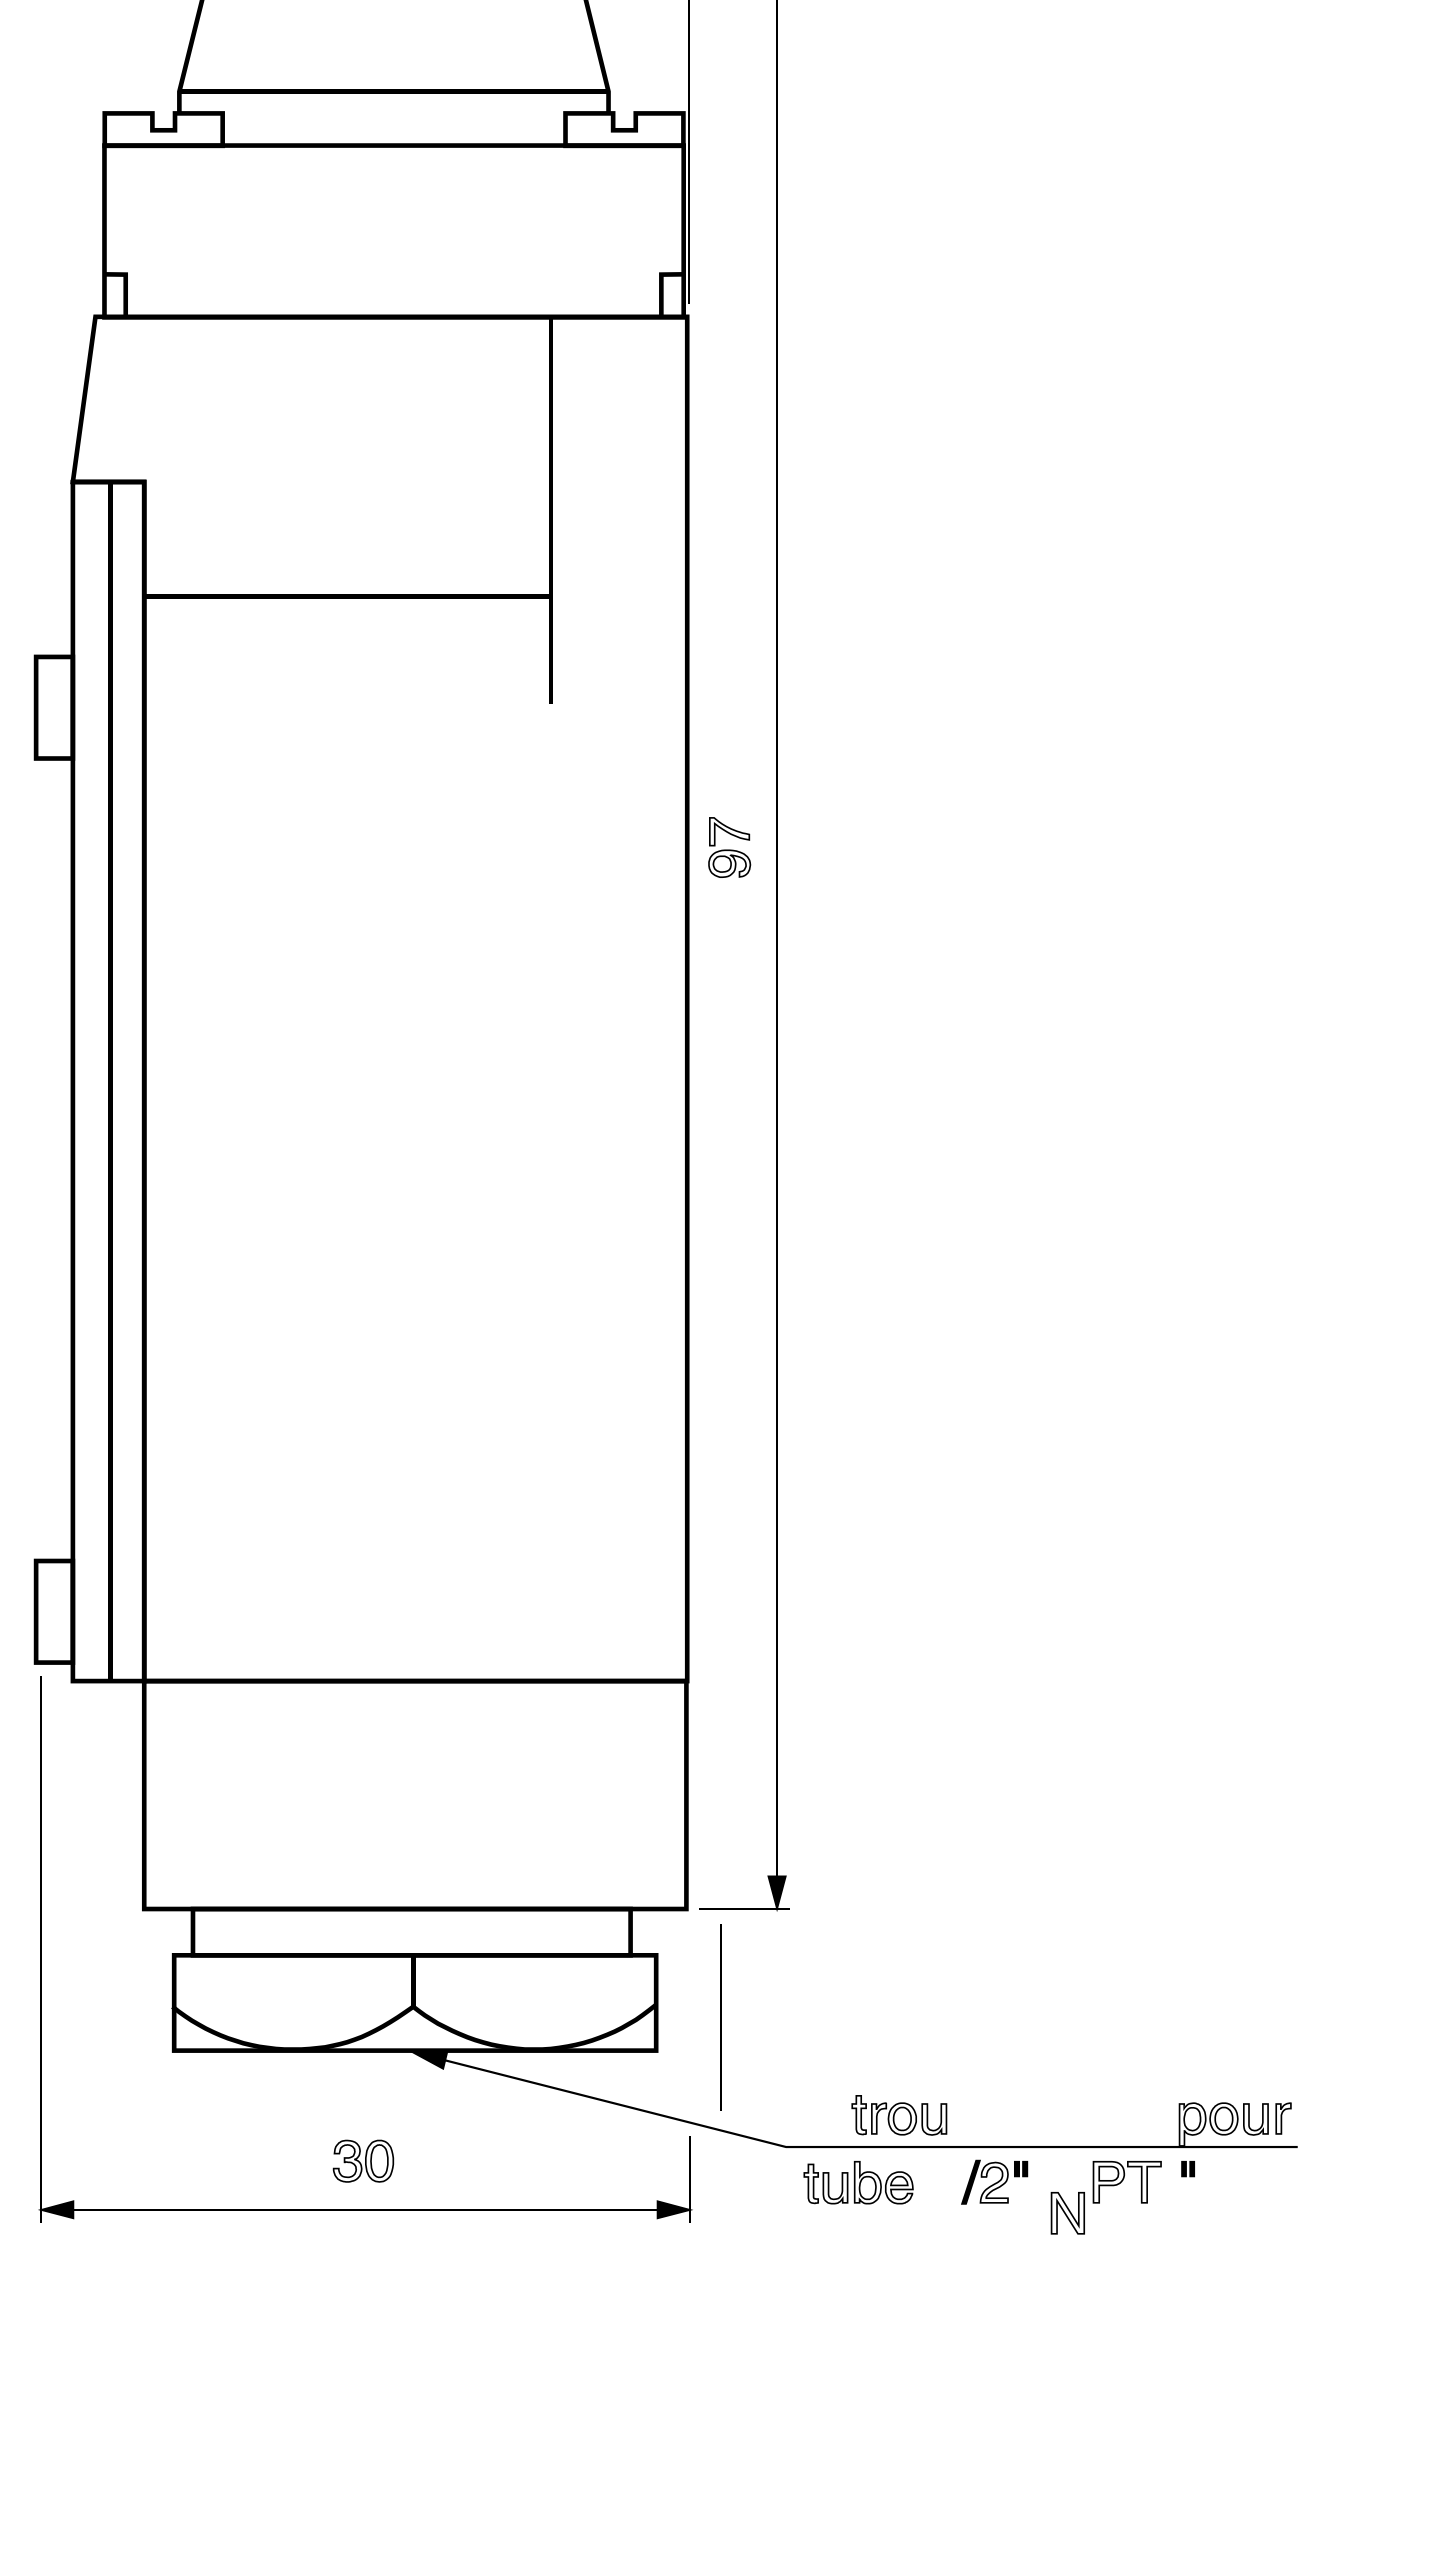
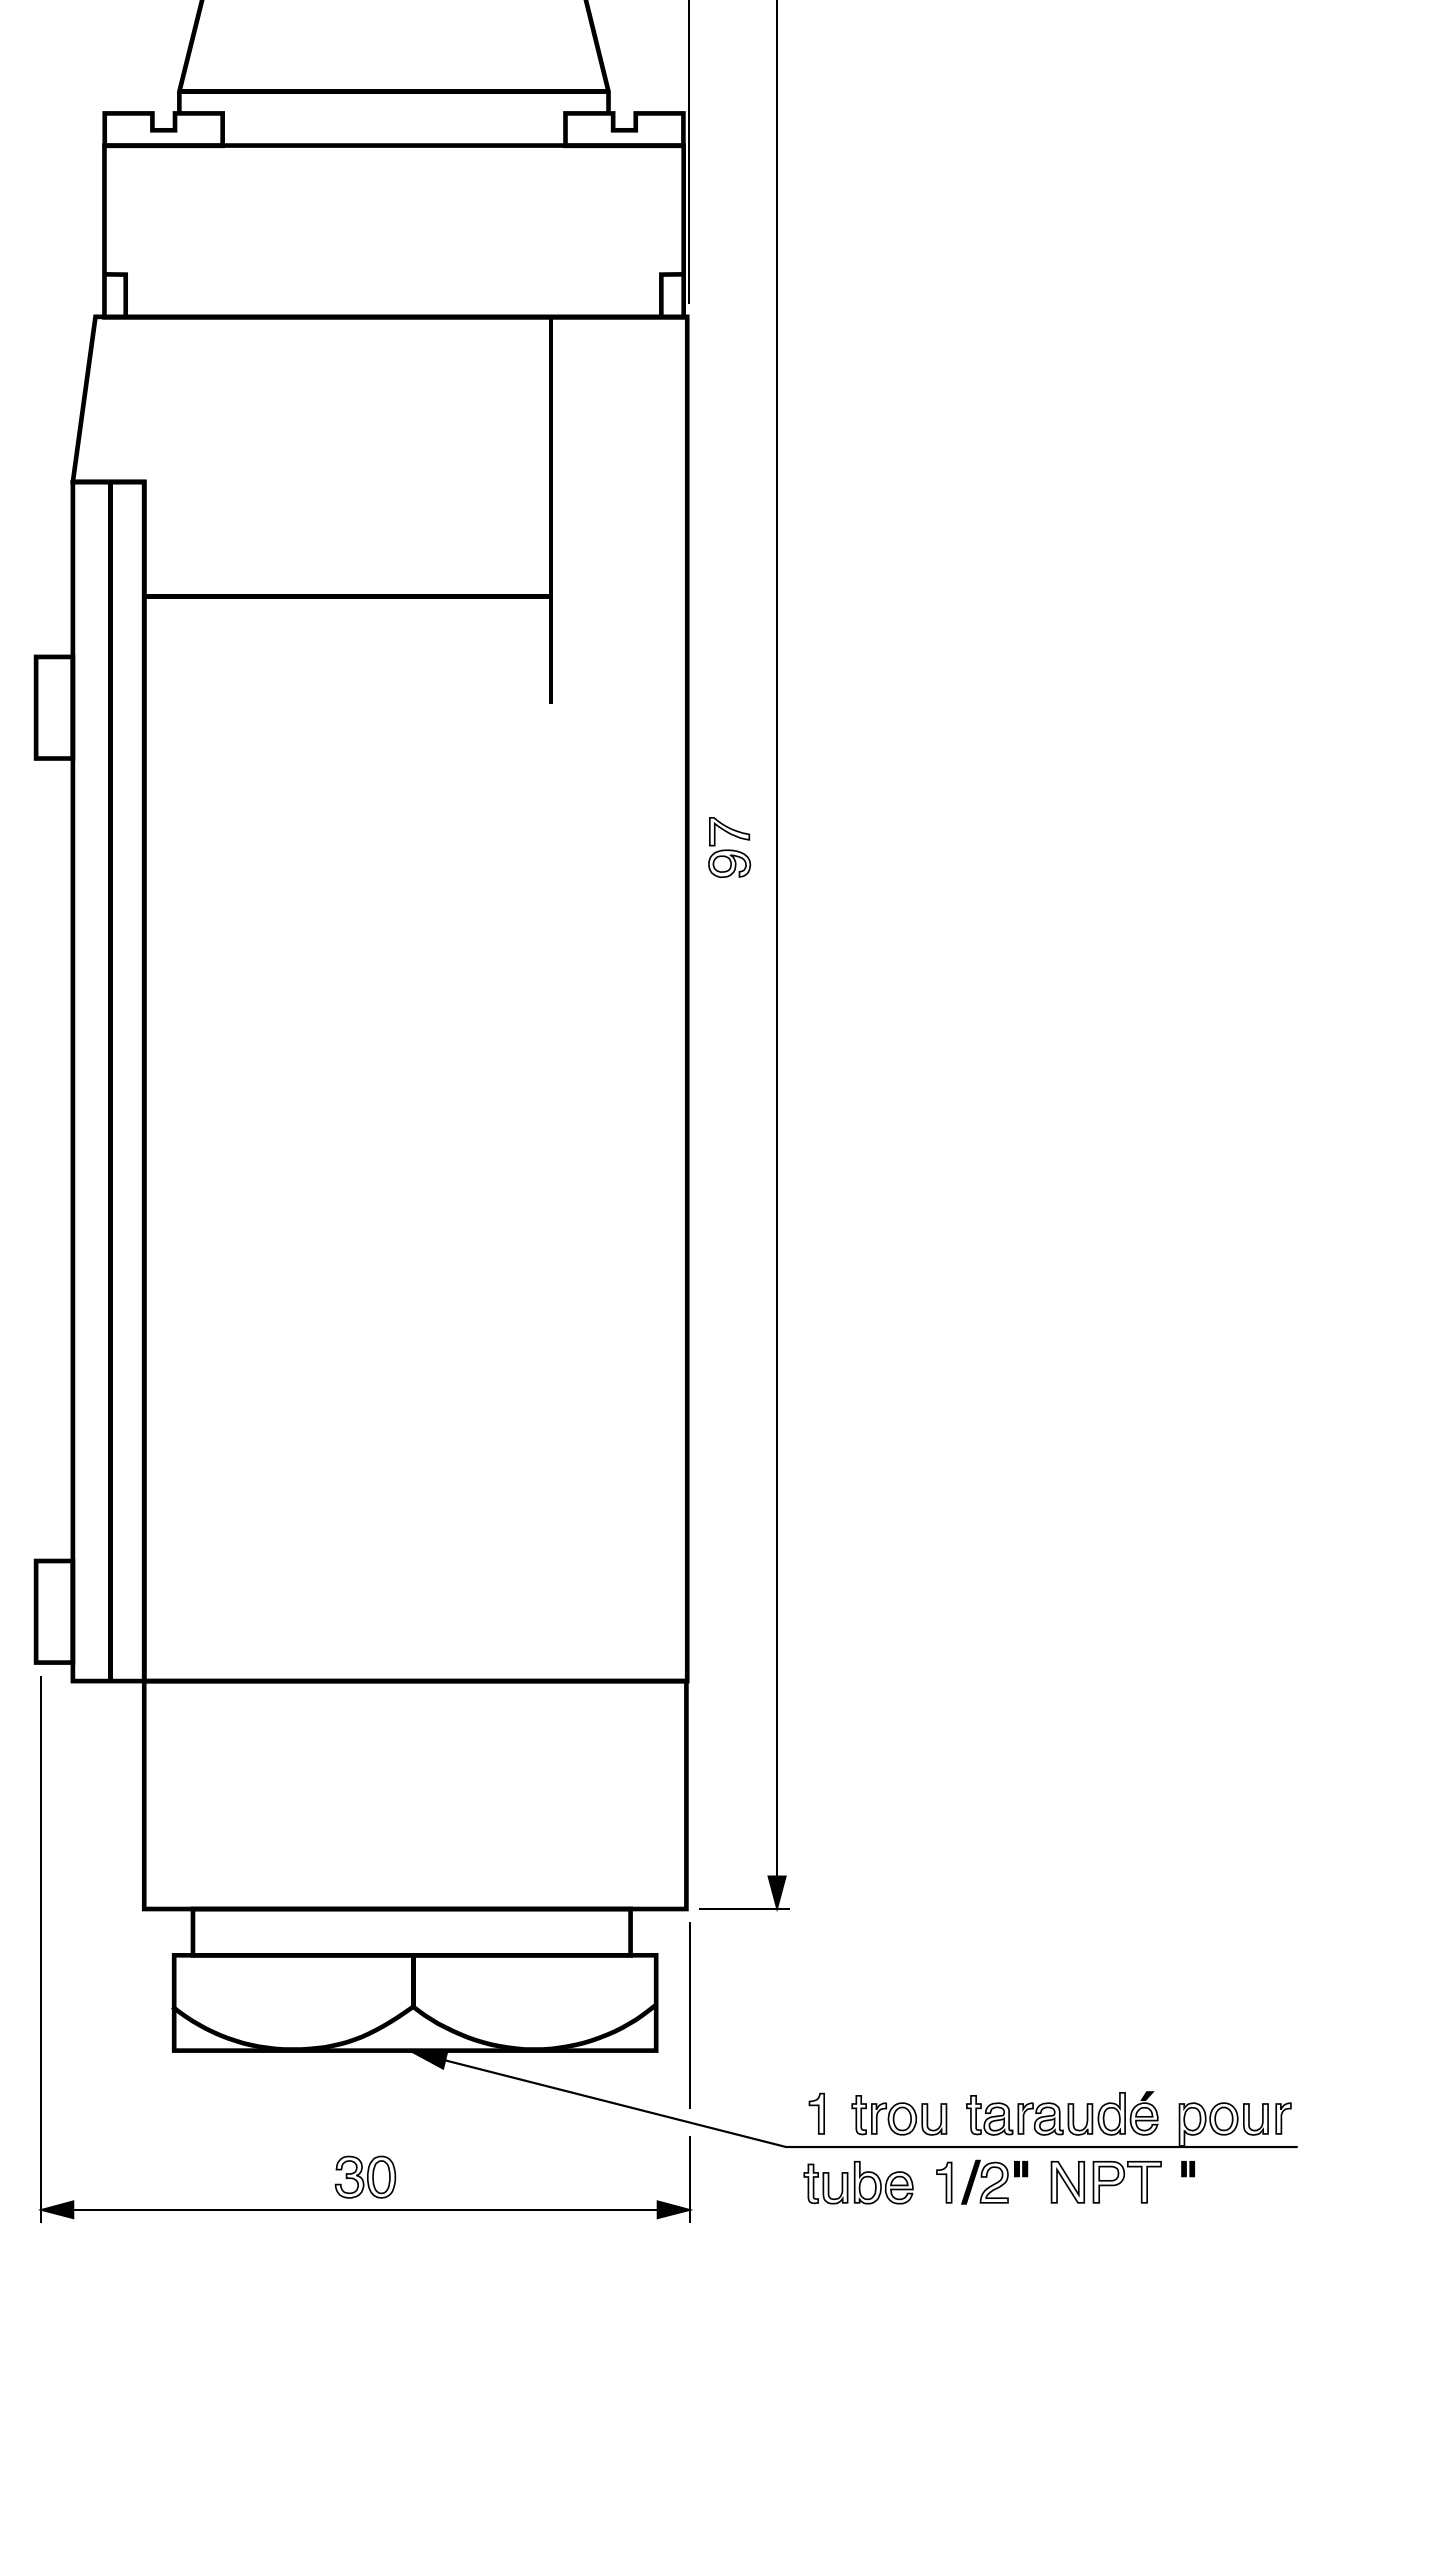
line position: (720, 2017) -> (689, 2015) (689, 2015)
part: none -> present (816, 2113)
part: none -> present (1062, 2113)
part position: (363, 2160) -> (365, 2176) (365, 2176)
part: none -> present (944, 2182)
part position: (1067, 2213) -> (1067, 2182) (1067, 2182)
